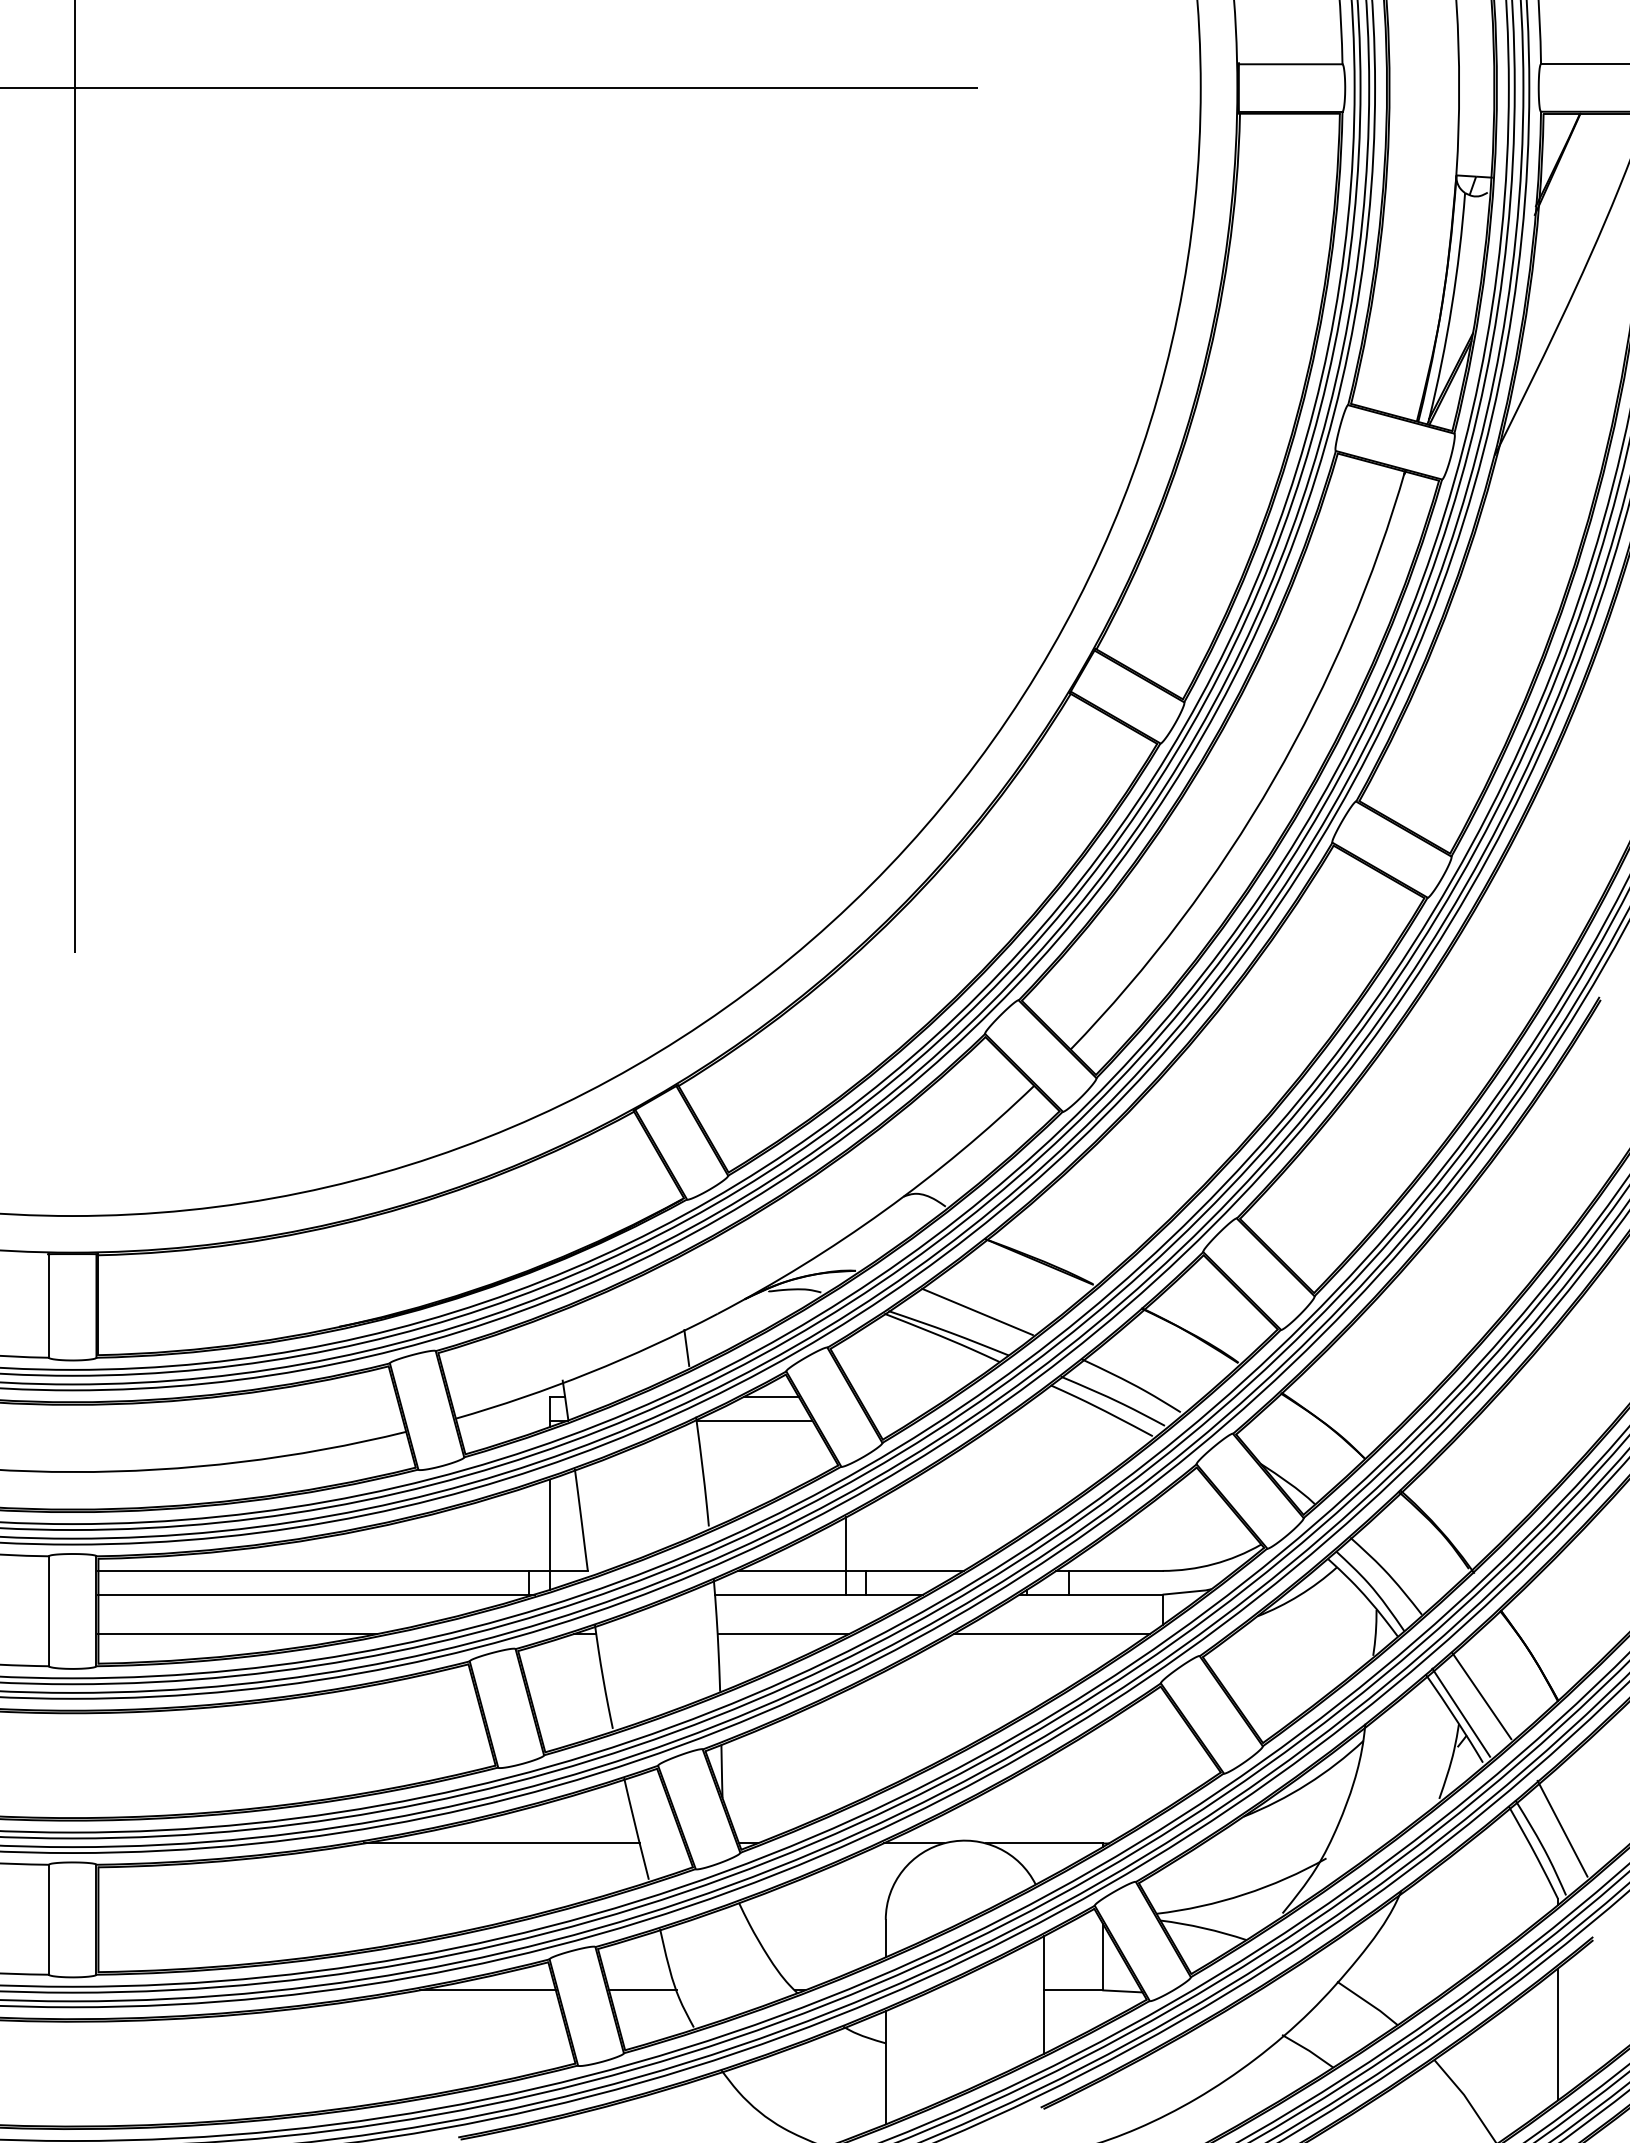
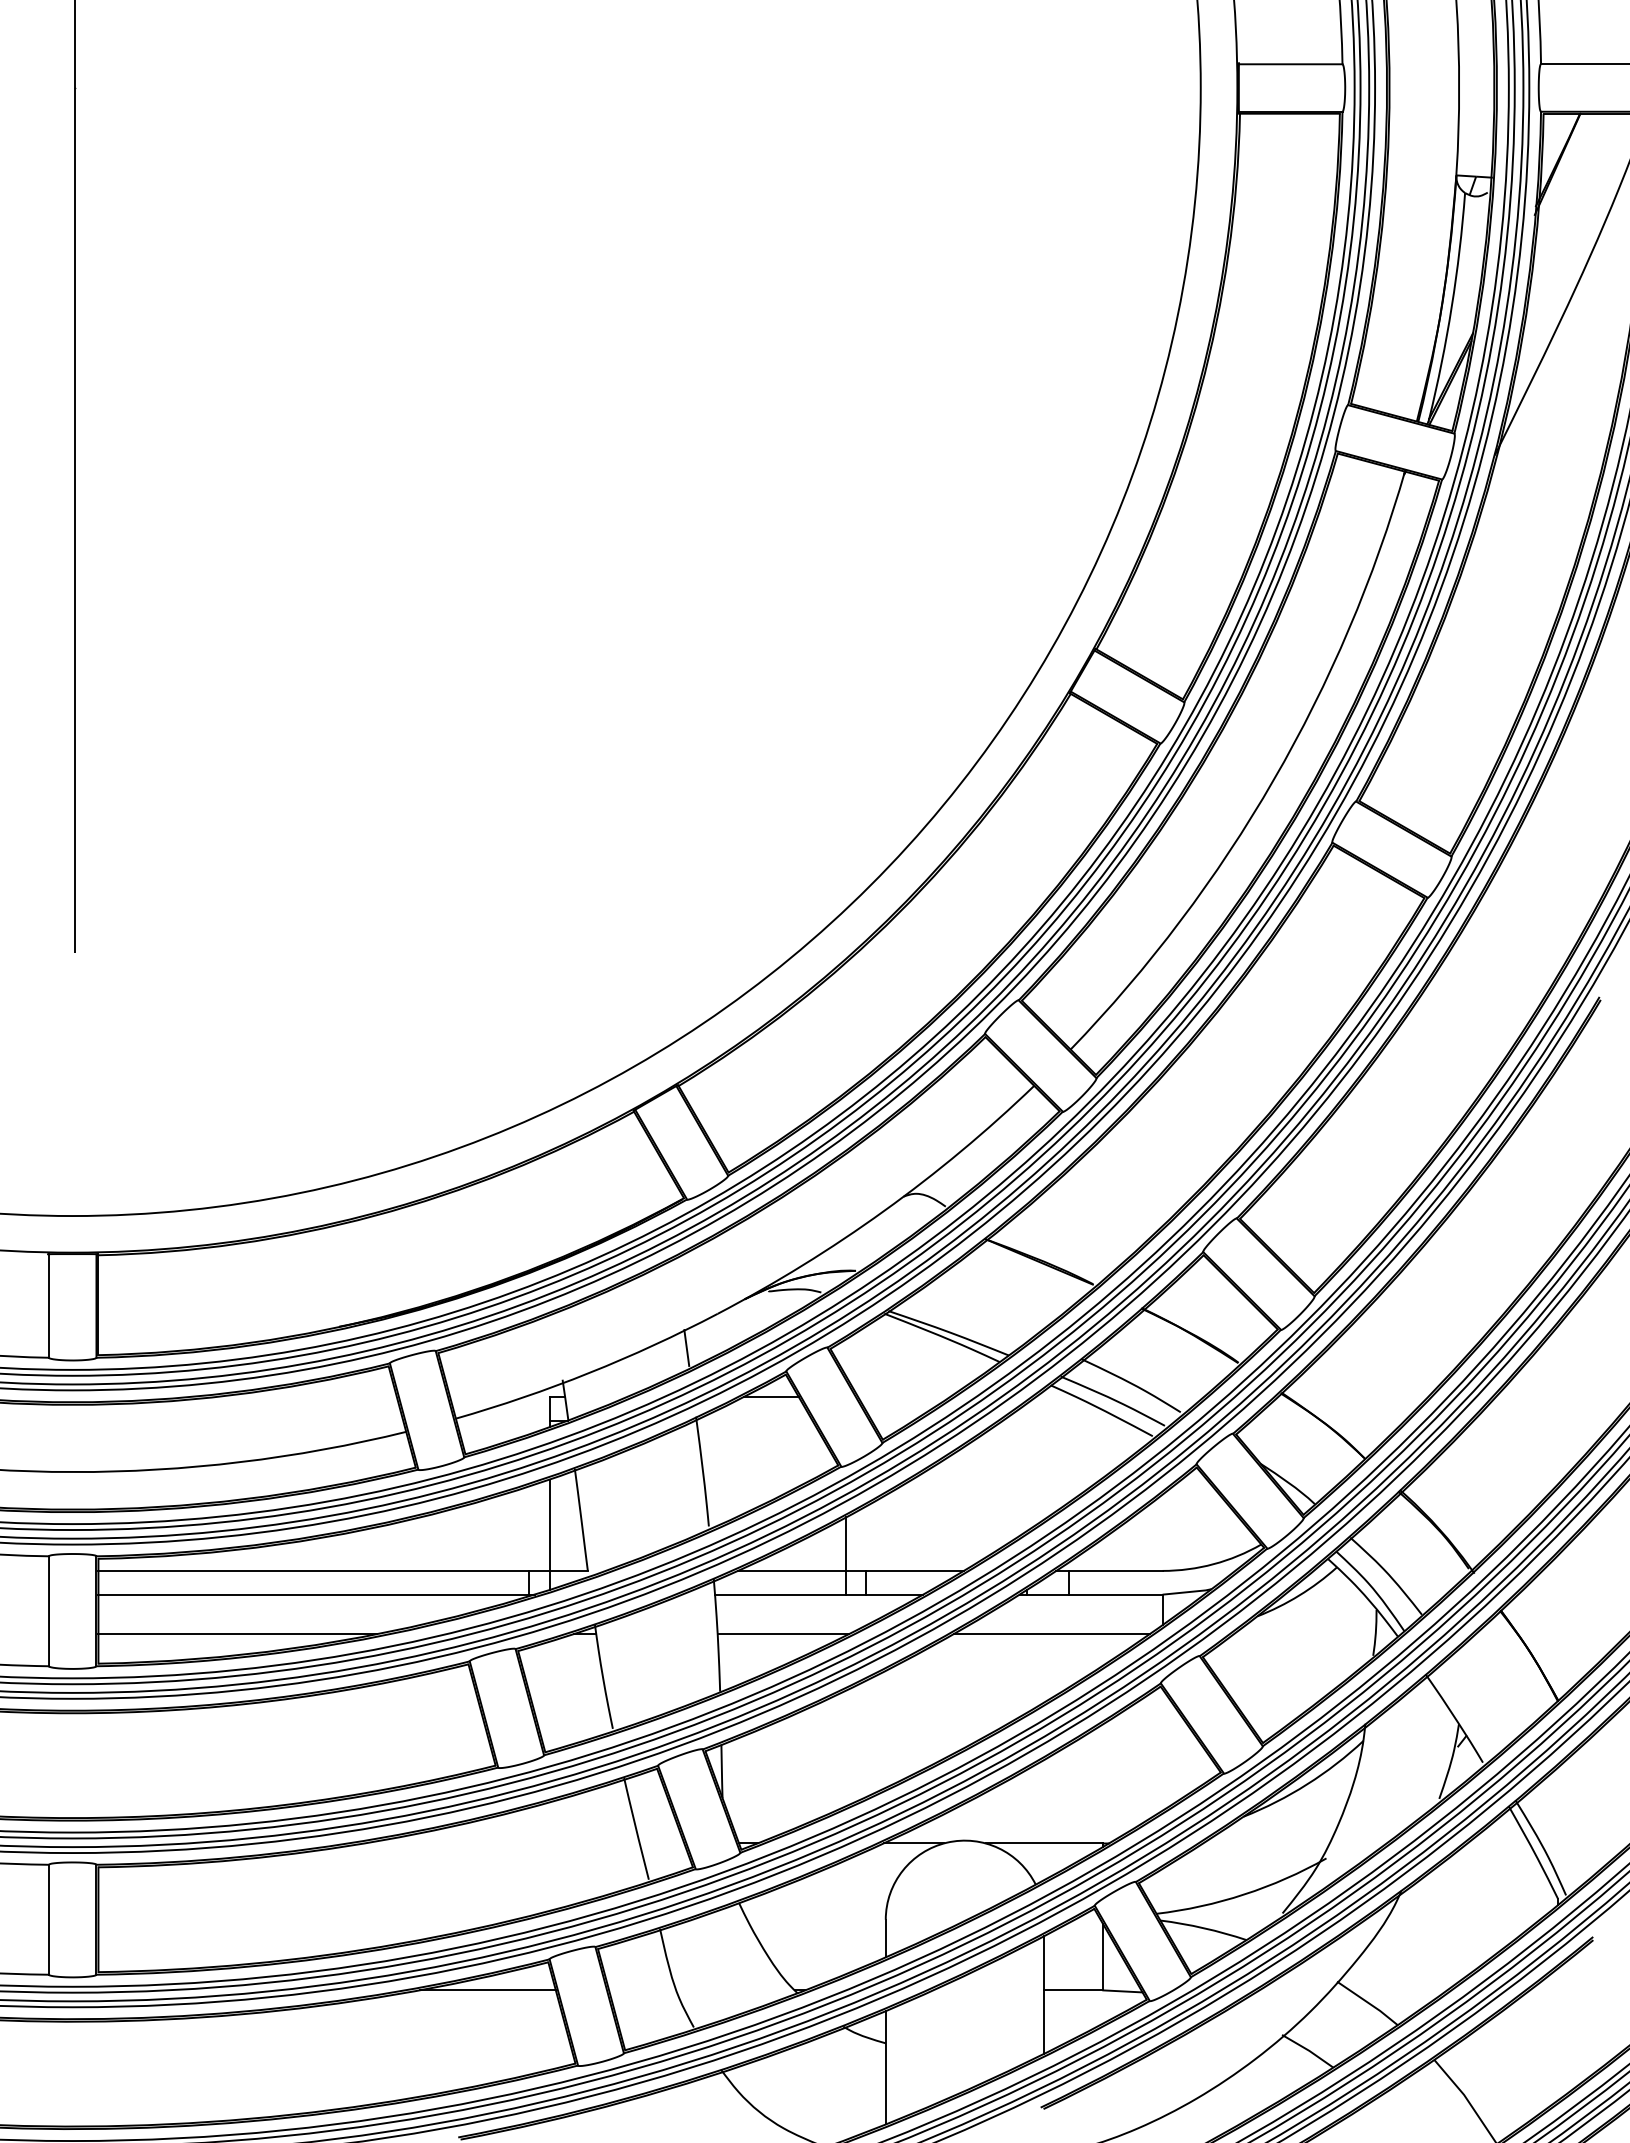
line: present -> none (490, 88)
line: present -> none (977, 1311)
line: present -> none (754, 1420)
line: present -> none (1481, 1695)
line: present -> none (1461, 1712)
line: present -> none (1562, 1828)
line: present -> none (501, 1843)
line: present -> none (642, 1990)
line: present -> none (1558, 2034)
